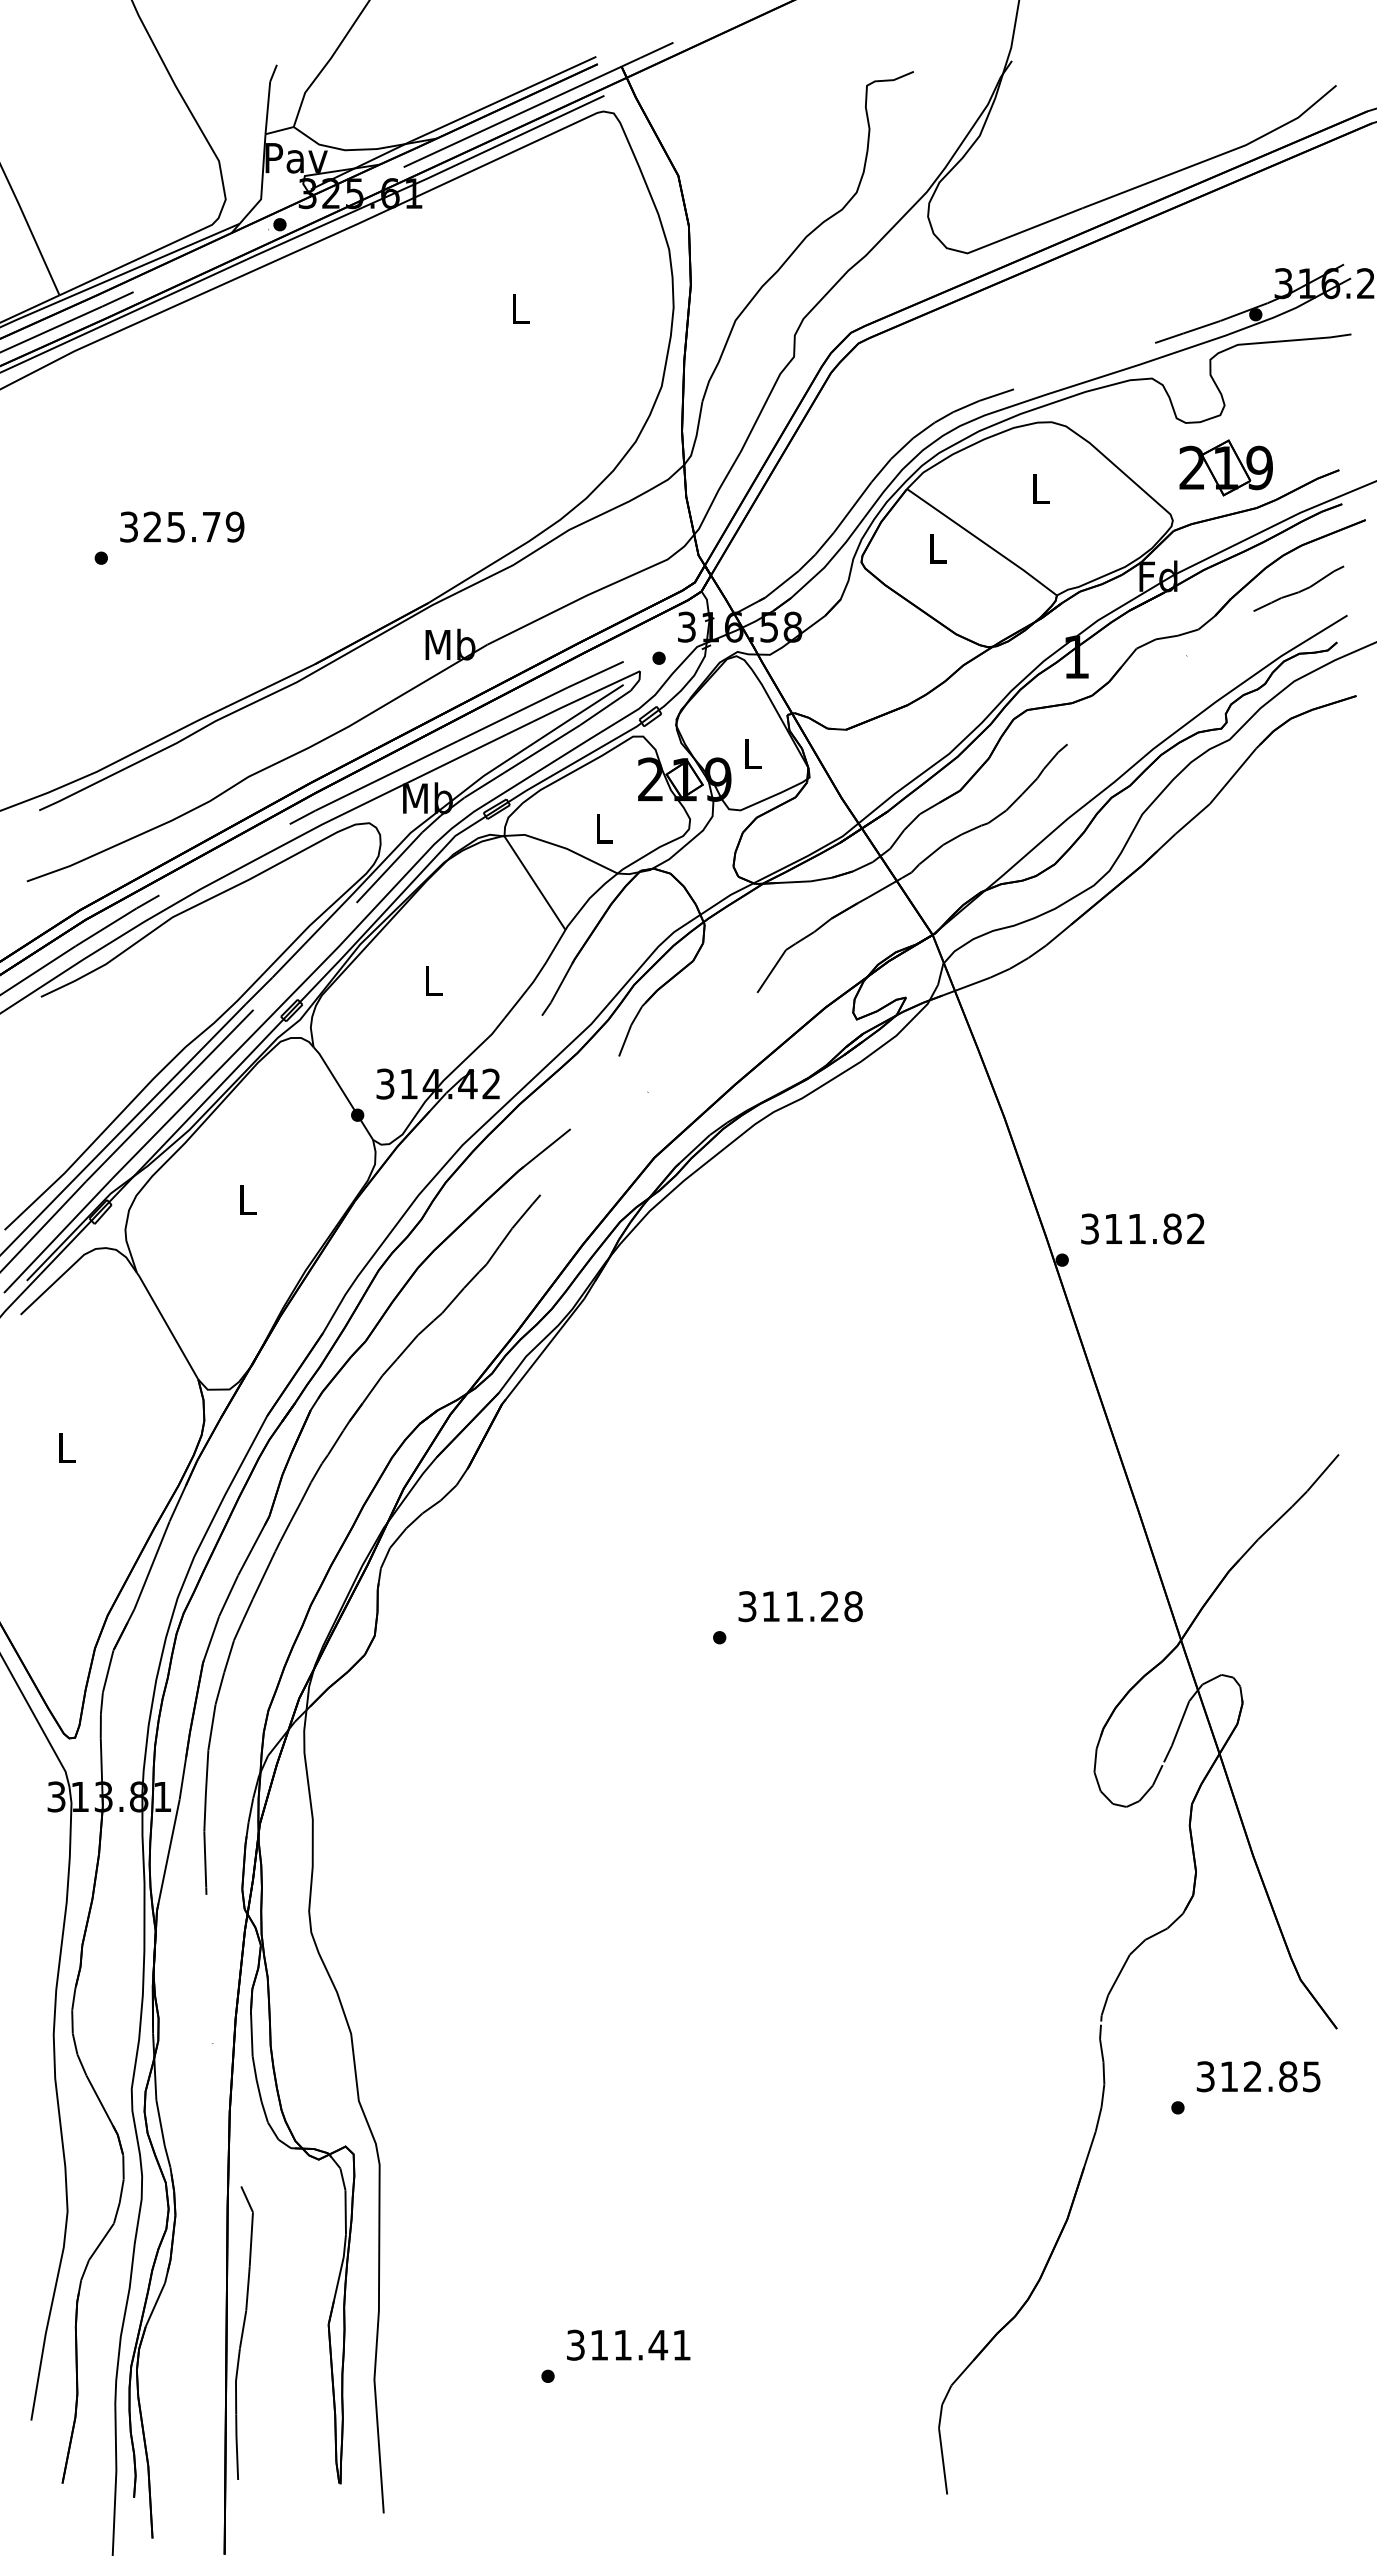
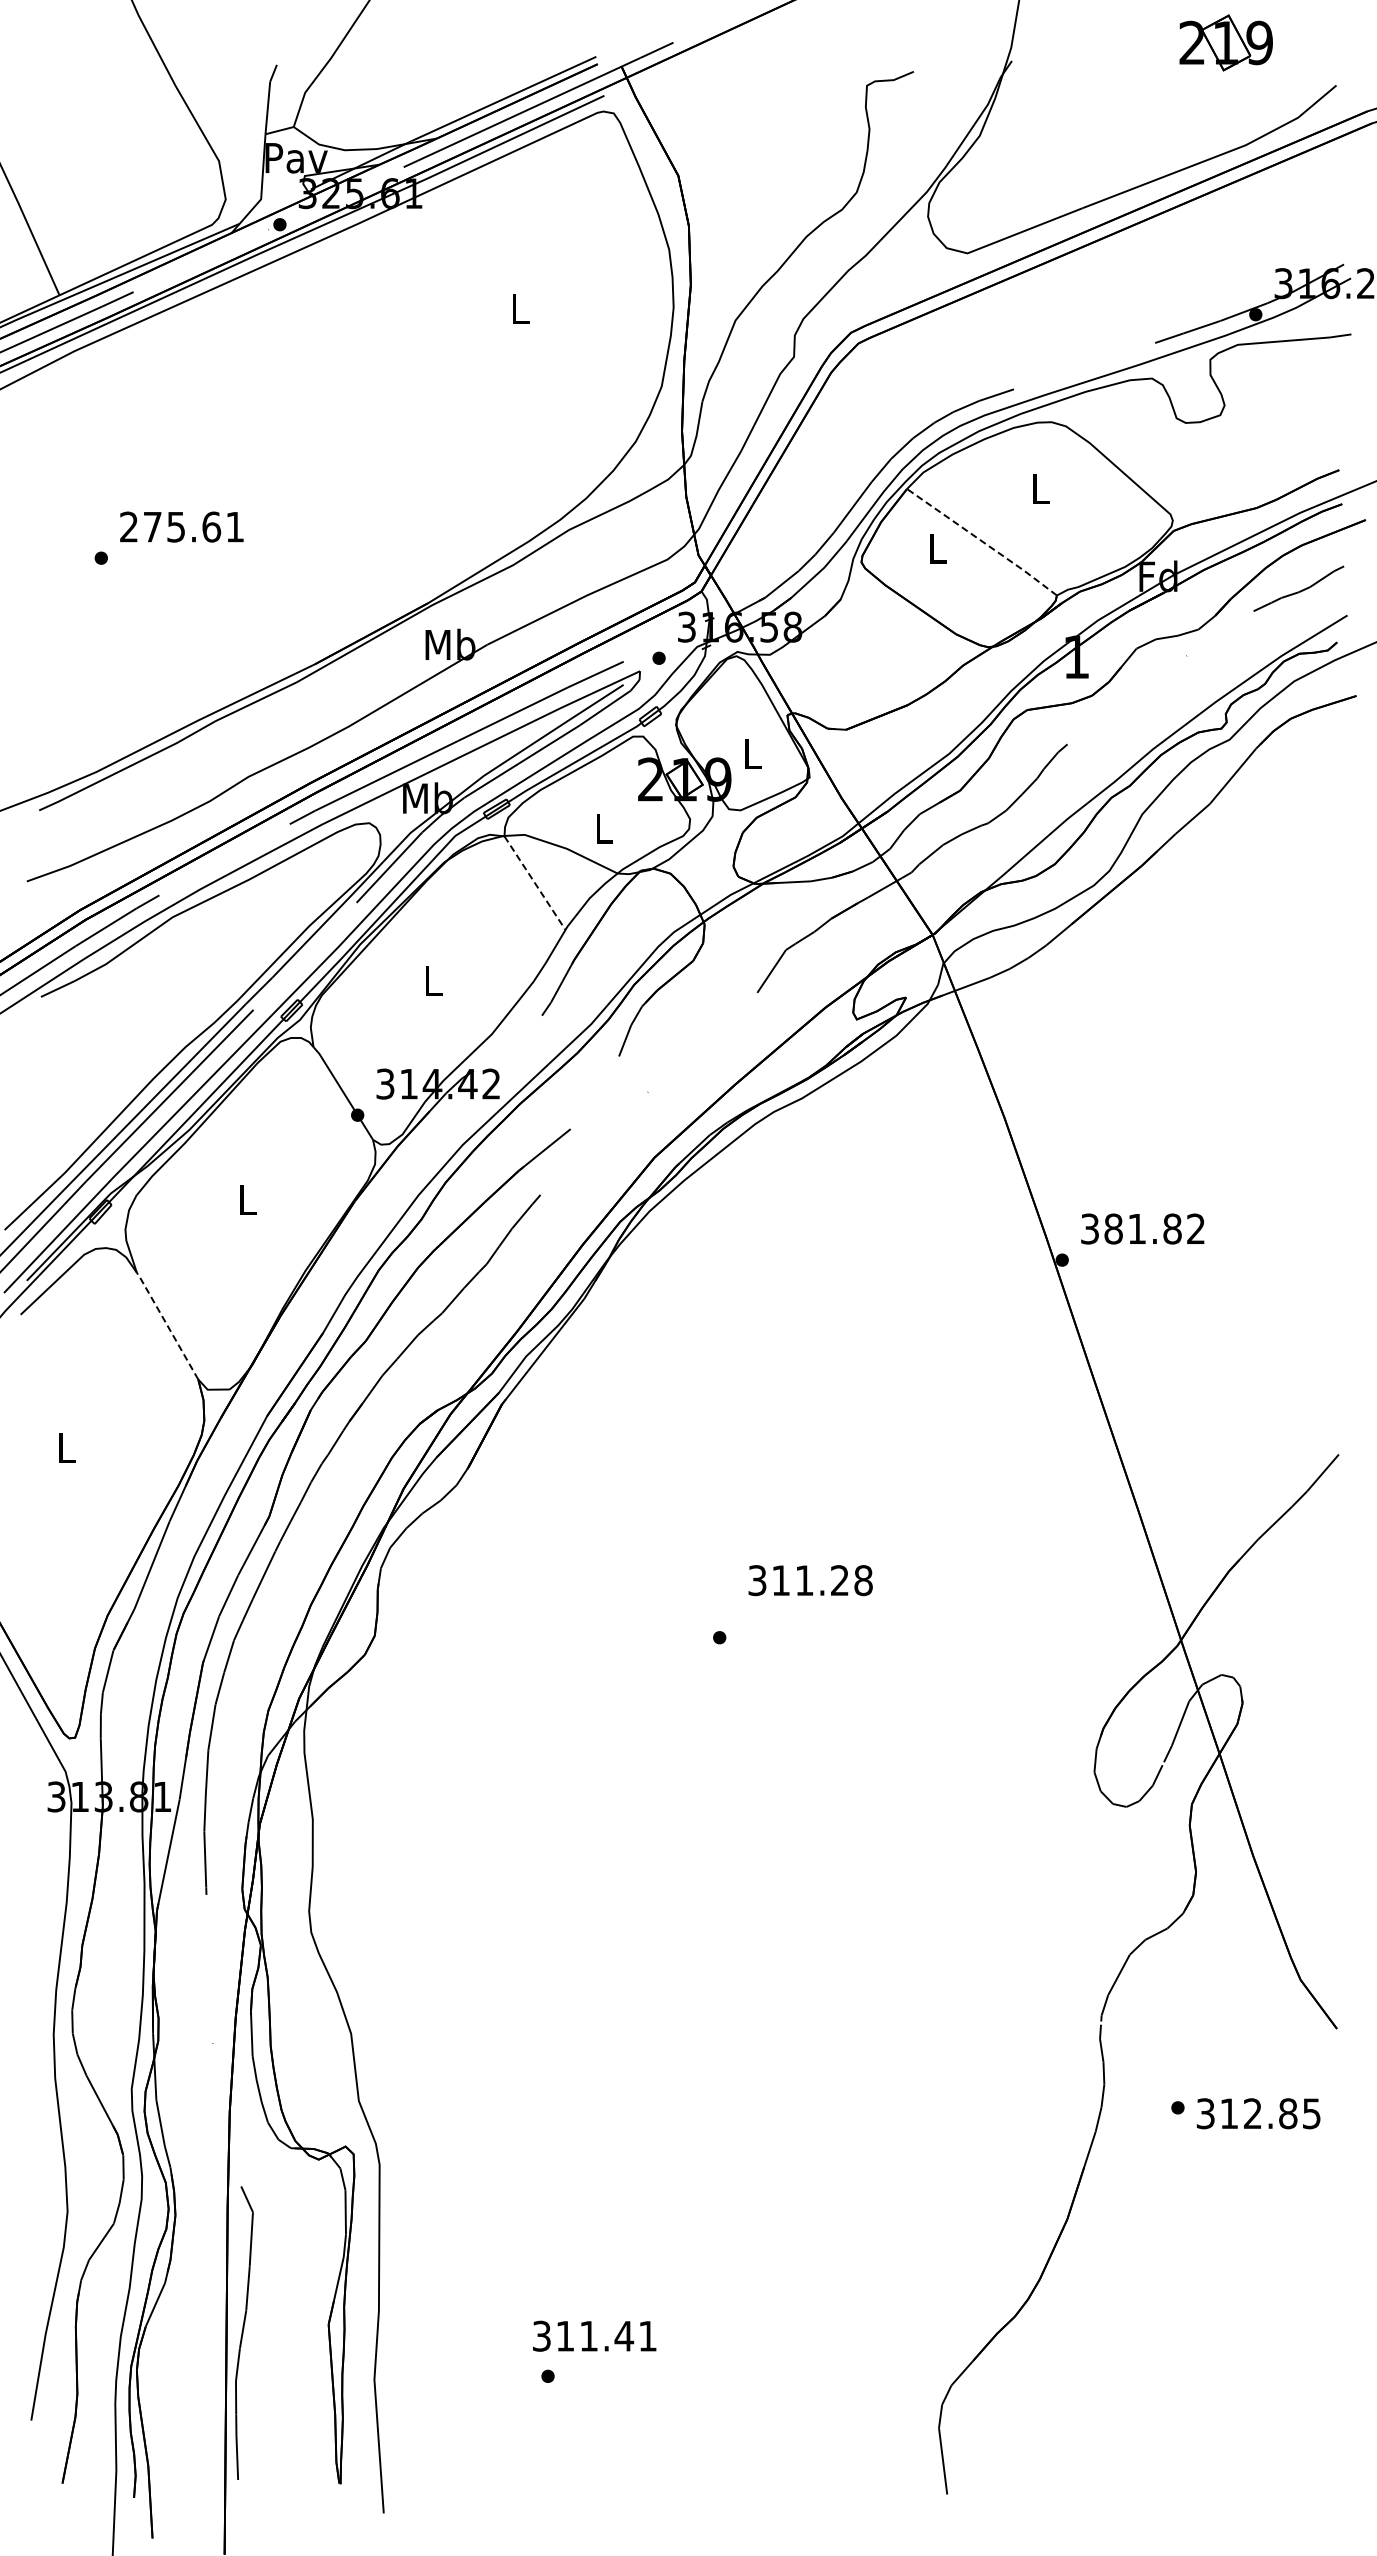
part position: (1225, 467) -> (1225, 42) (1225, 42)
text: 325.79 -> 275.61 (182, 526)
line: solid -> dashed (982, 541)
line: solid -> dashed (535, 883)
text: 311.82 -> 381.82 (1113, 1228)
line: solid -> dashed (167, 1324)
text position: (800, 1606) -> (810, 1580) (810, 1580)
text position: (1258, 2076) -> (1258, 2113) (1258, 2113)
text position: (628, 2344) -> (594, 2335) (594, 2335)
